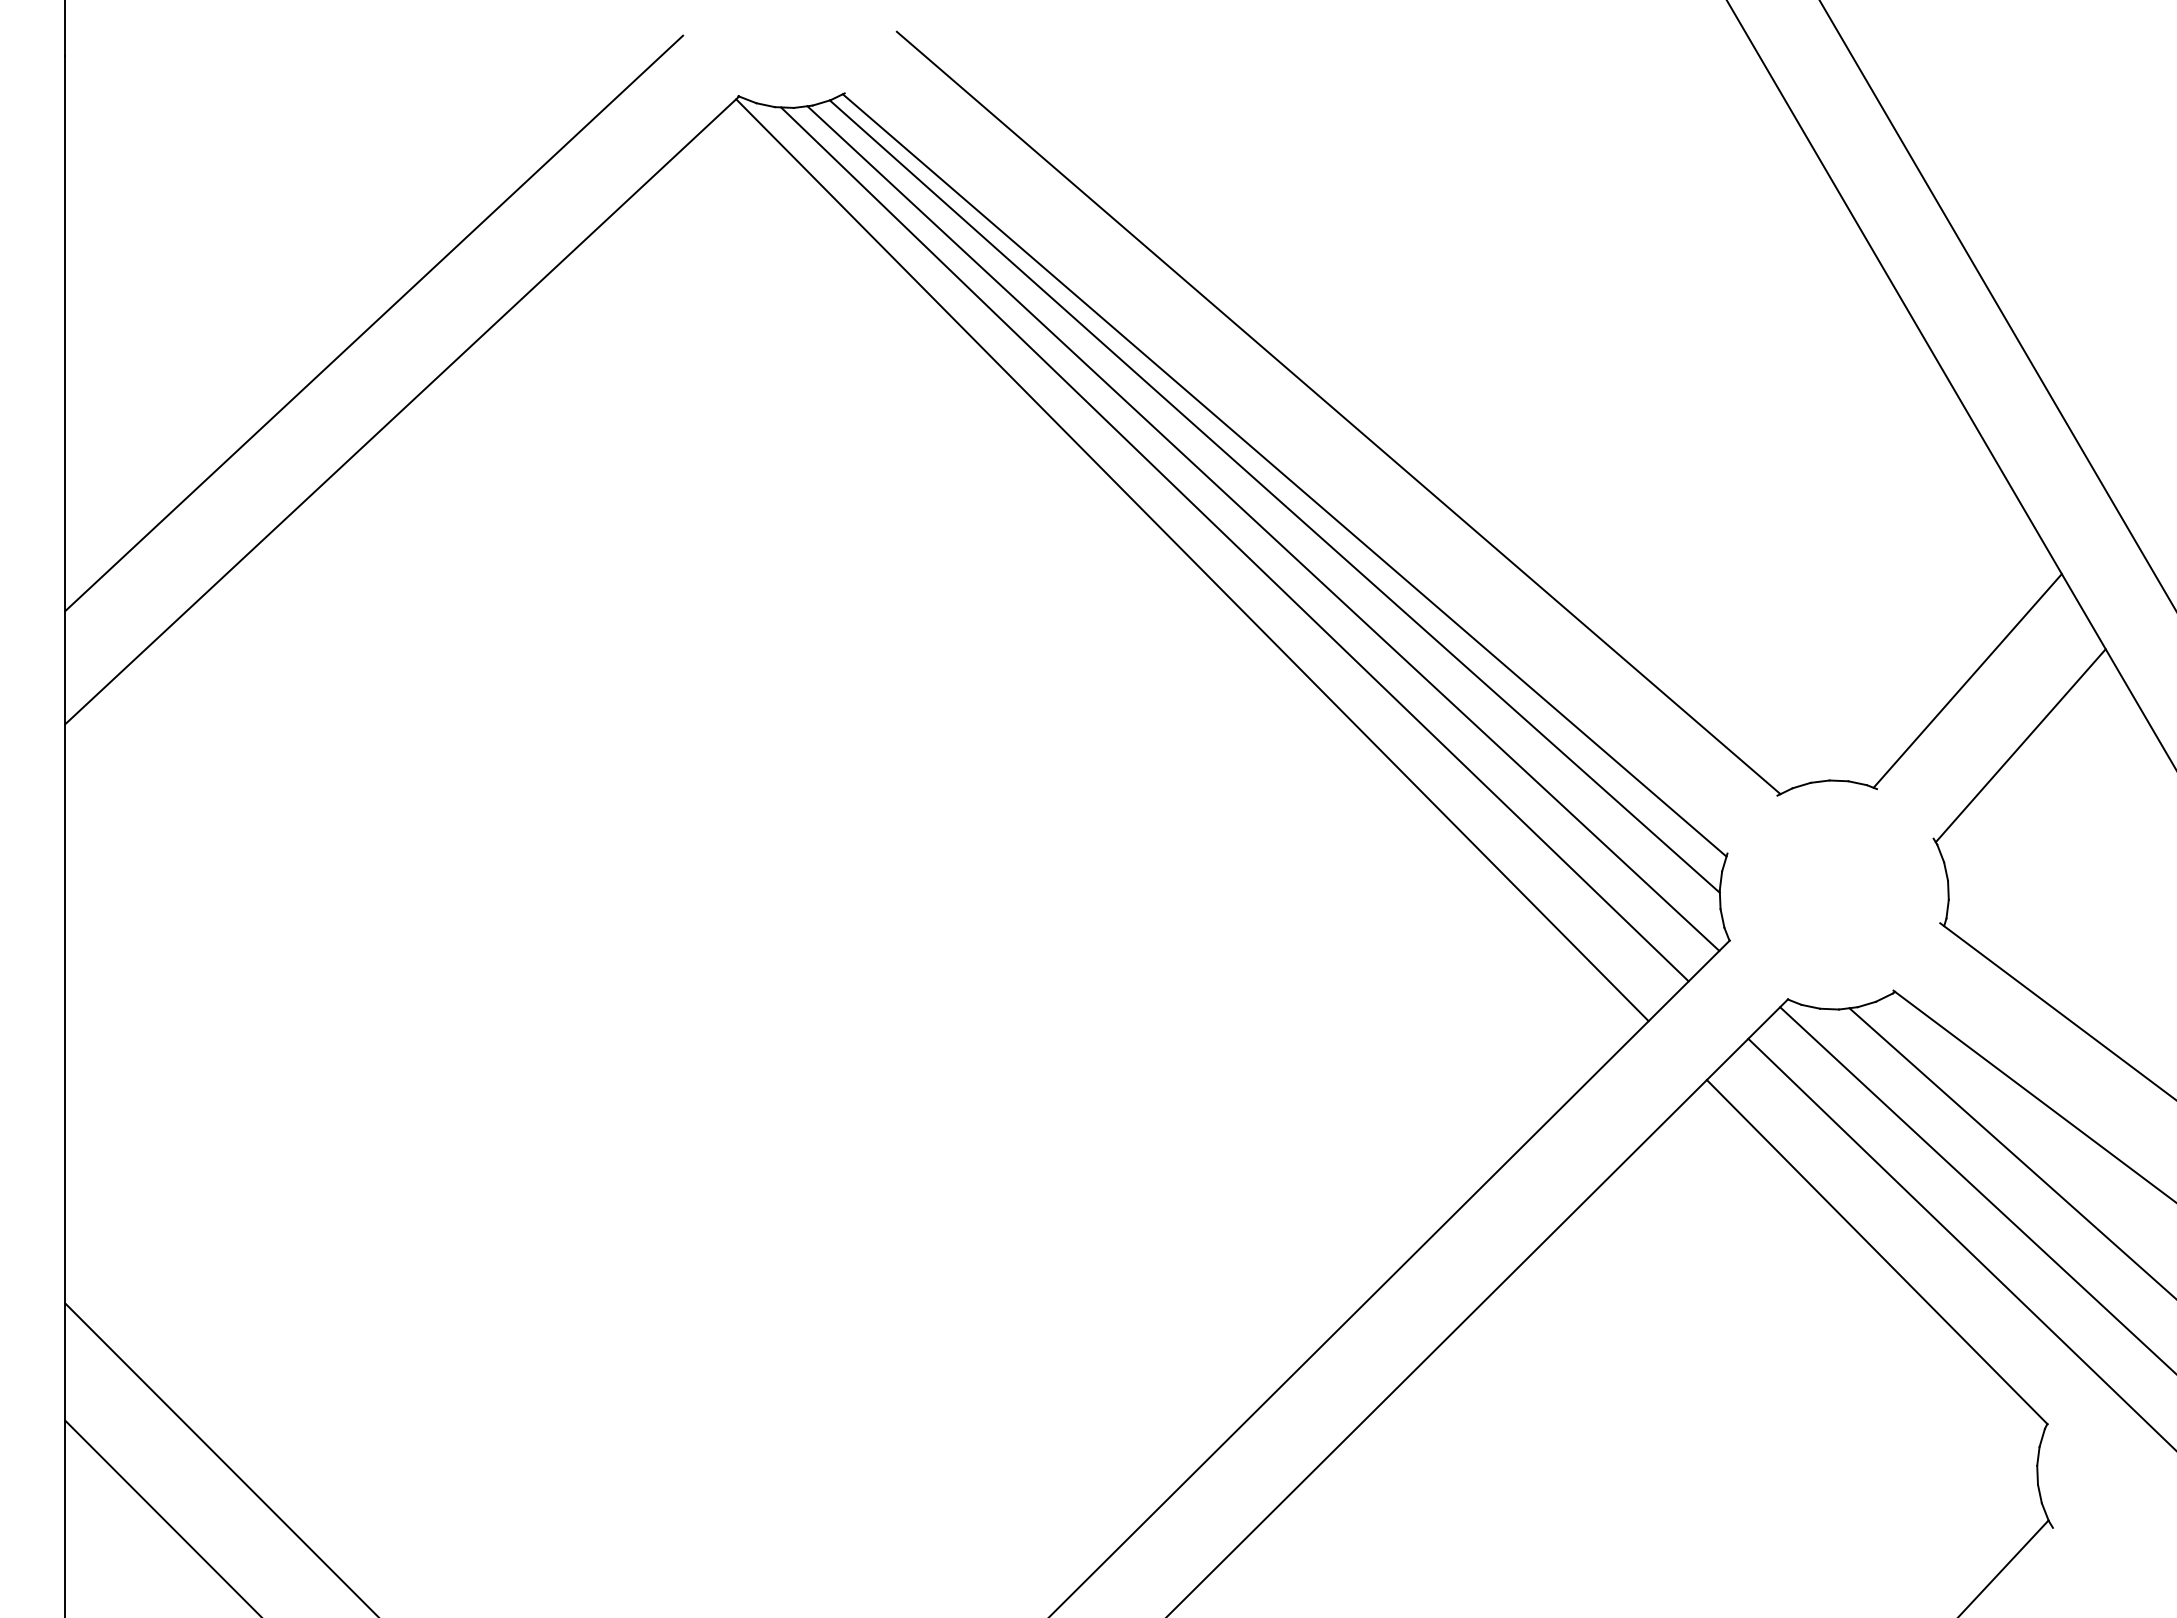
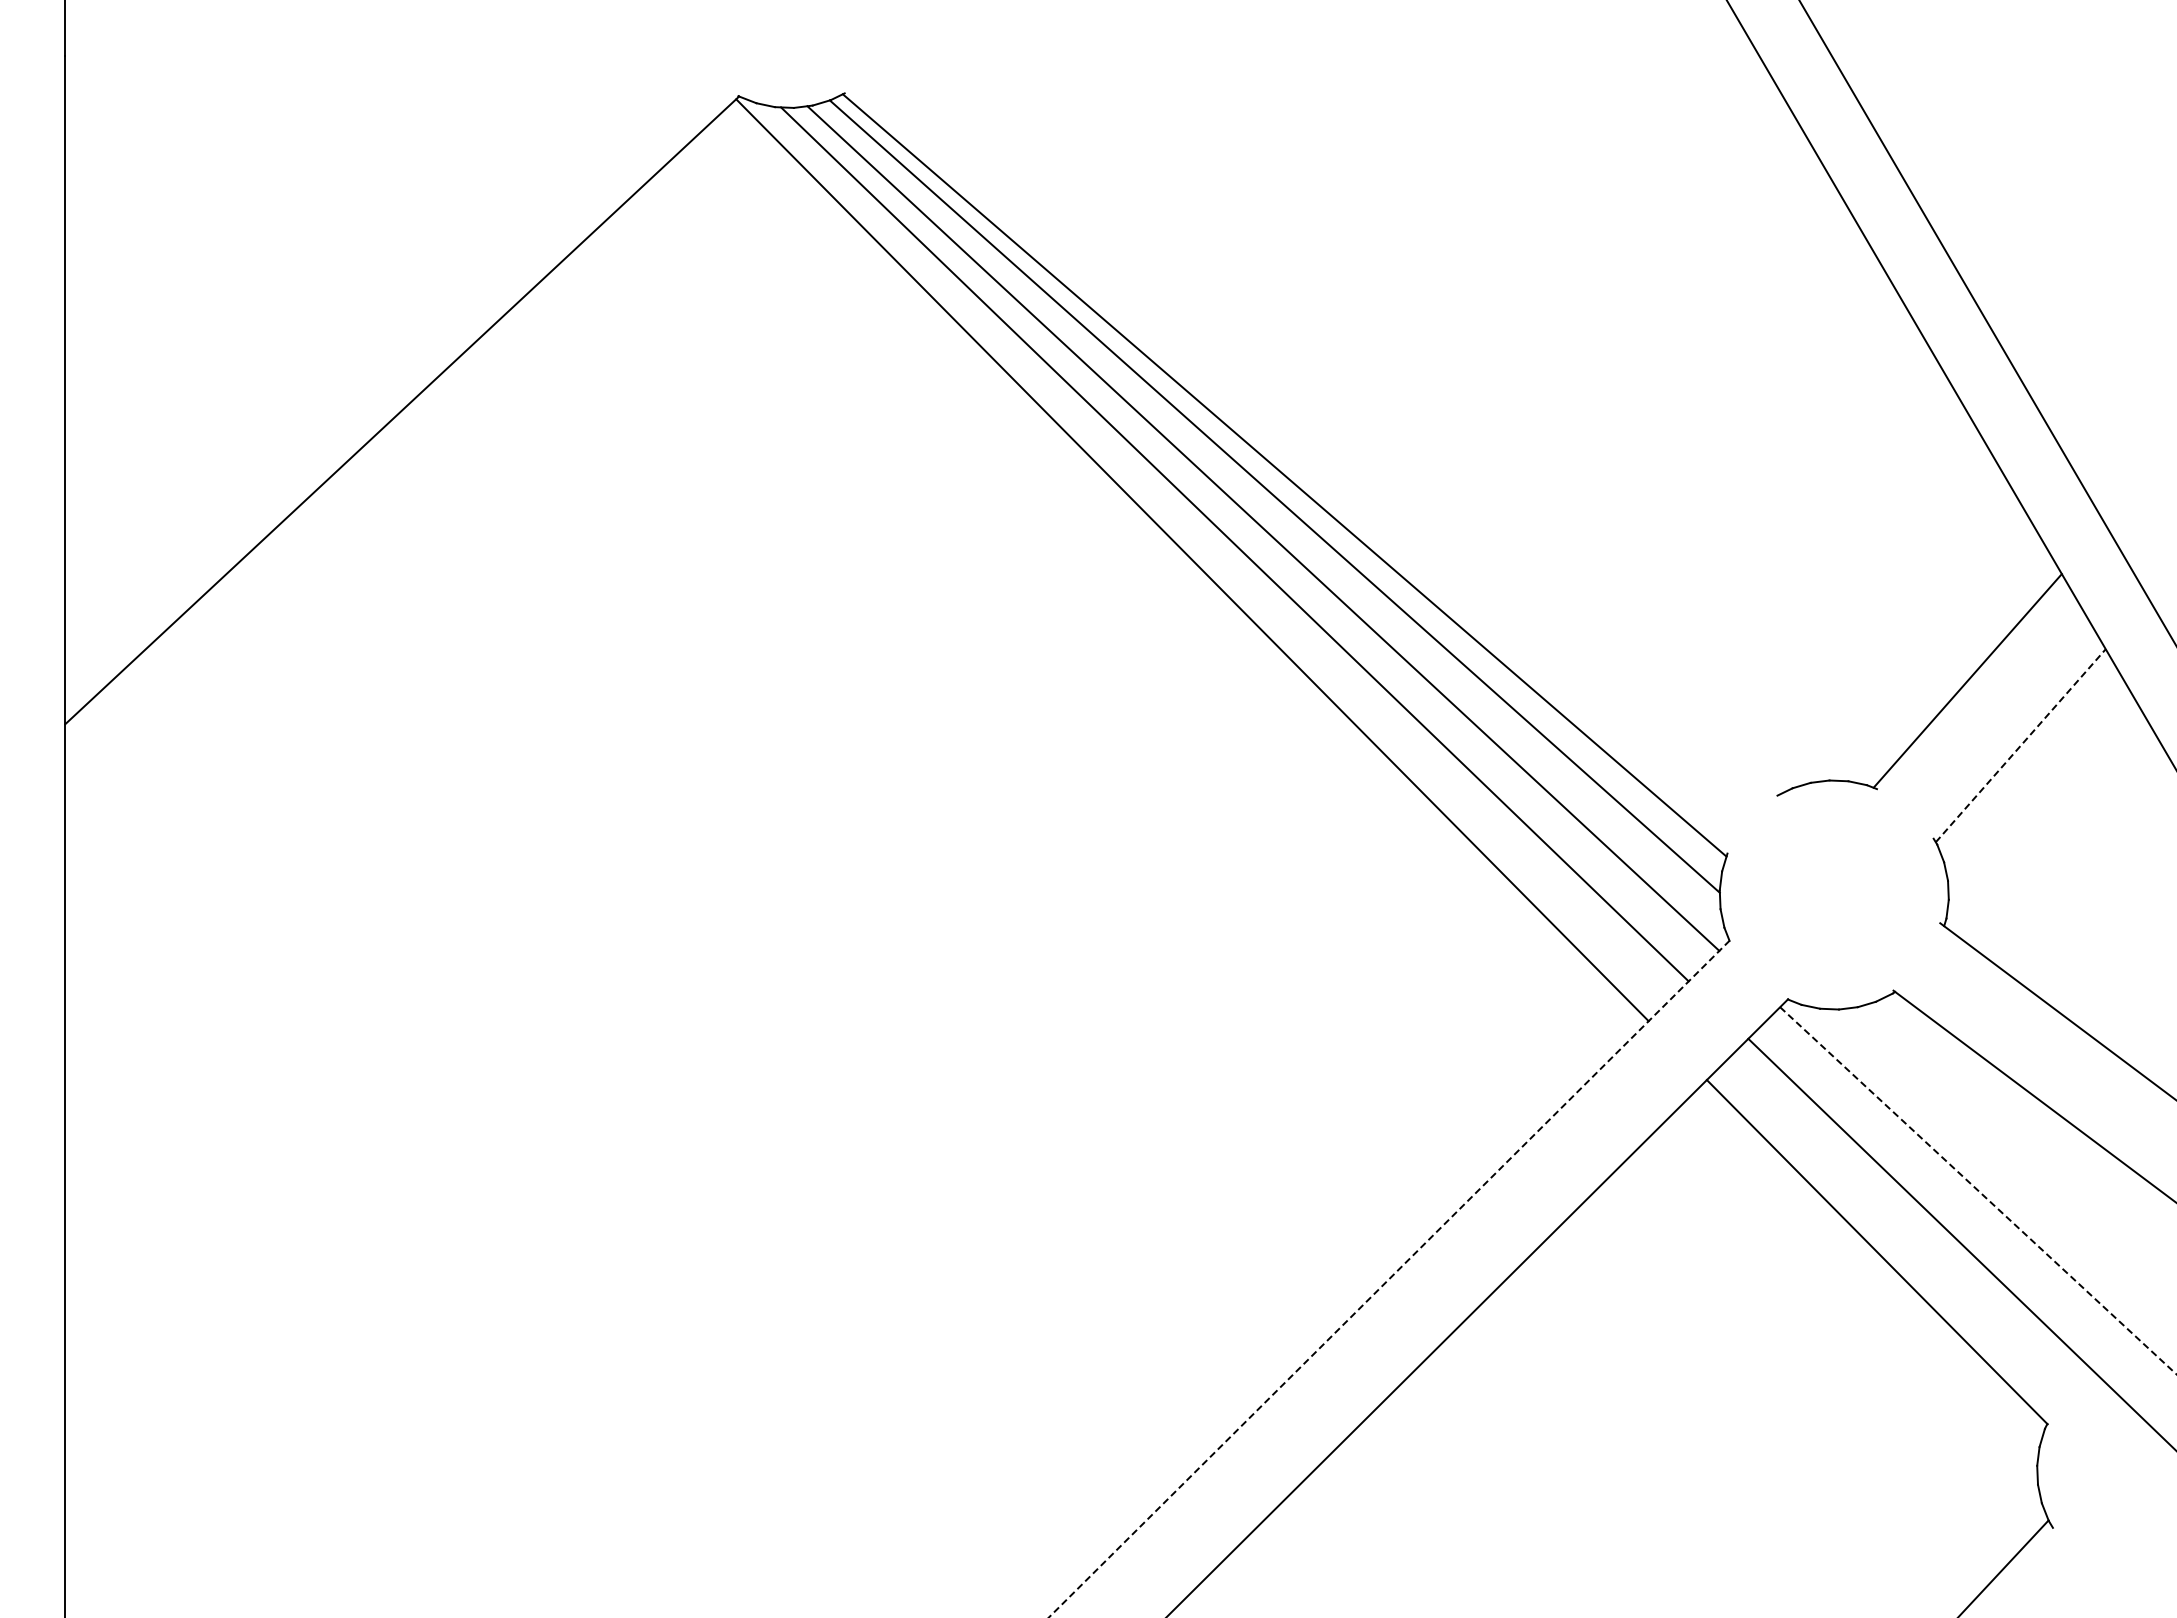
line position: (1996, 304) -> (1986, 321) (1986, 321)
line: present -> none (374, 323)
line: present -> none (1338, 412)
line: solid -> dashed (2020, 745)
line: present -> none (2011, 1152)
line: solid -> dashed (1978, 1190)
line: solid -> dashed (1388, 1279)
line: present -> none (220, 1458)
line: present -> none (161, 1517)
